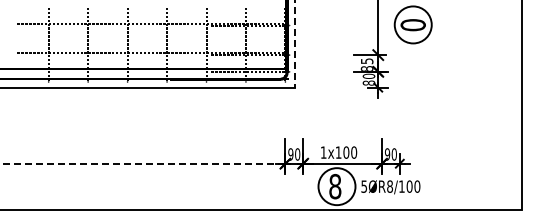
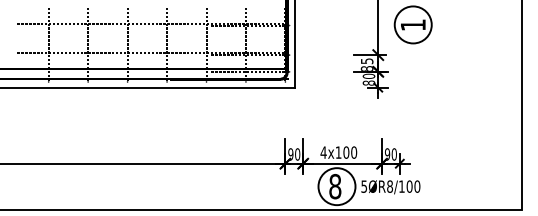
text: 0 -> 1 (412, 25)
line: dashed -> solid (295, 43)
text: 1x100 -> 4x100 (323, 152)
line: dashed -> solid (143, 163)
